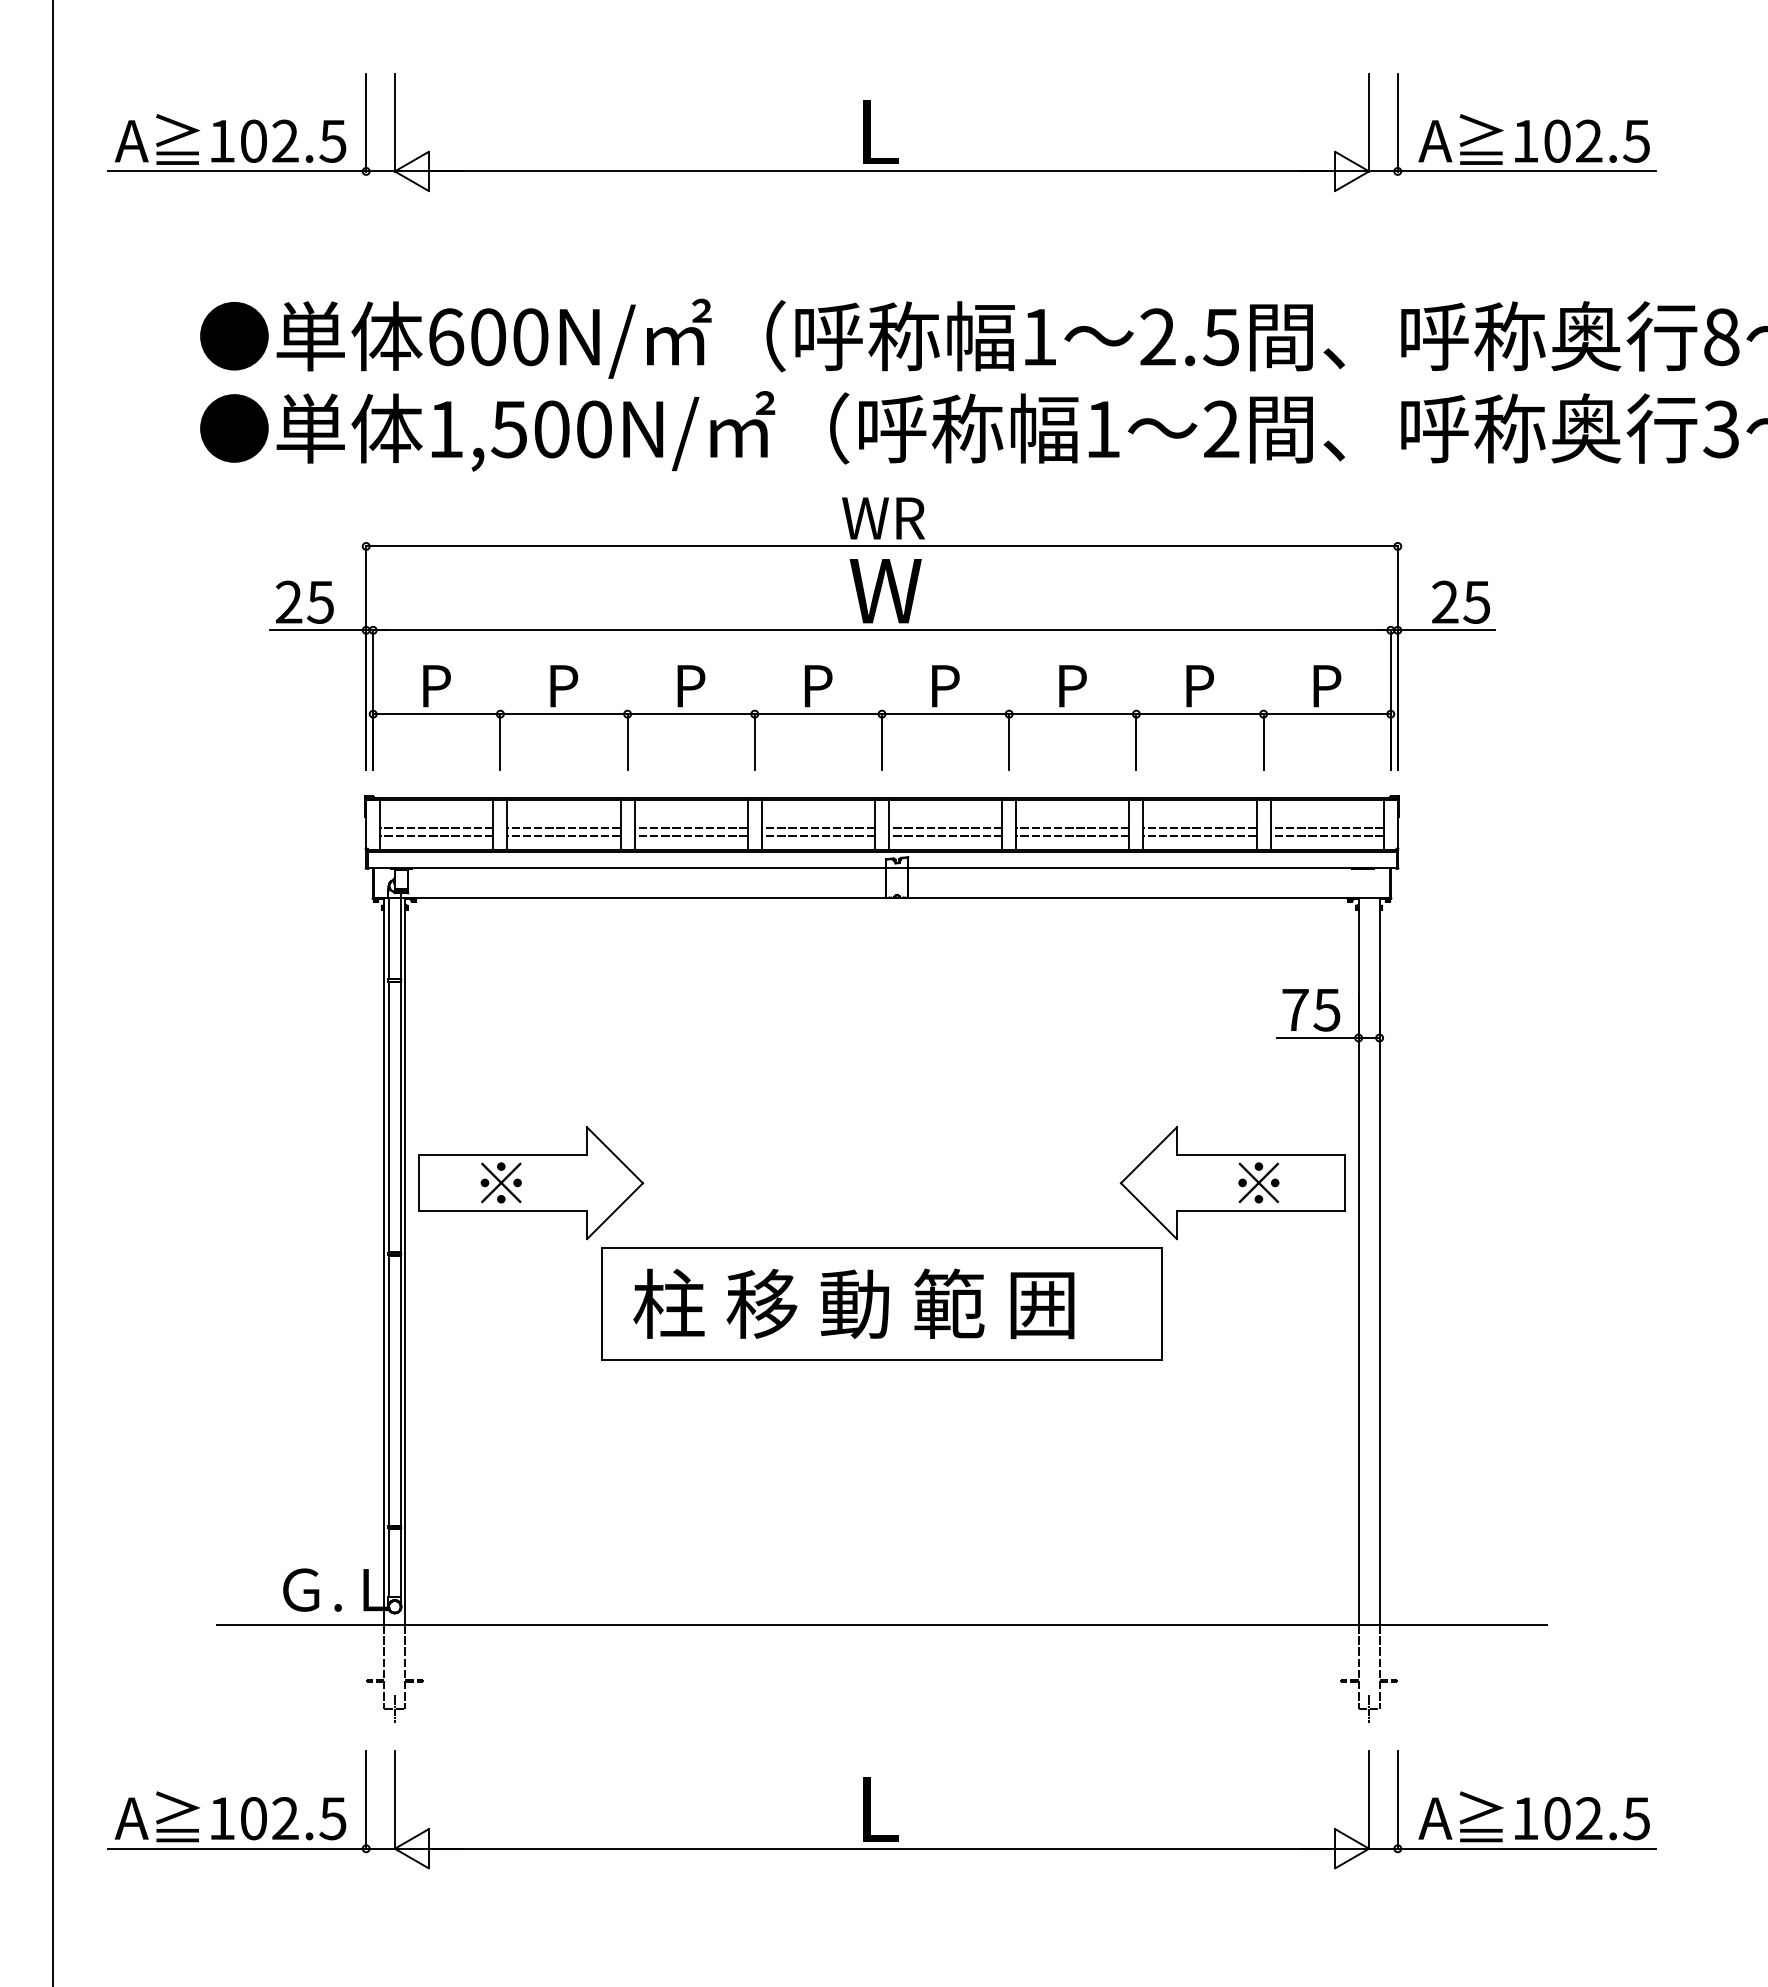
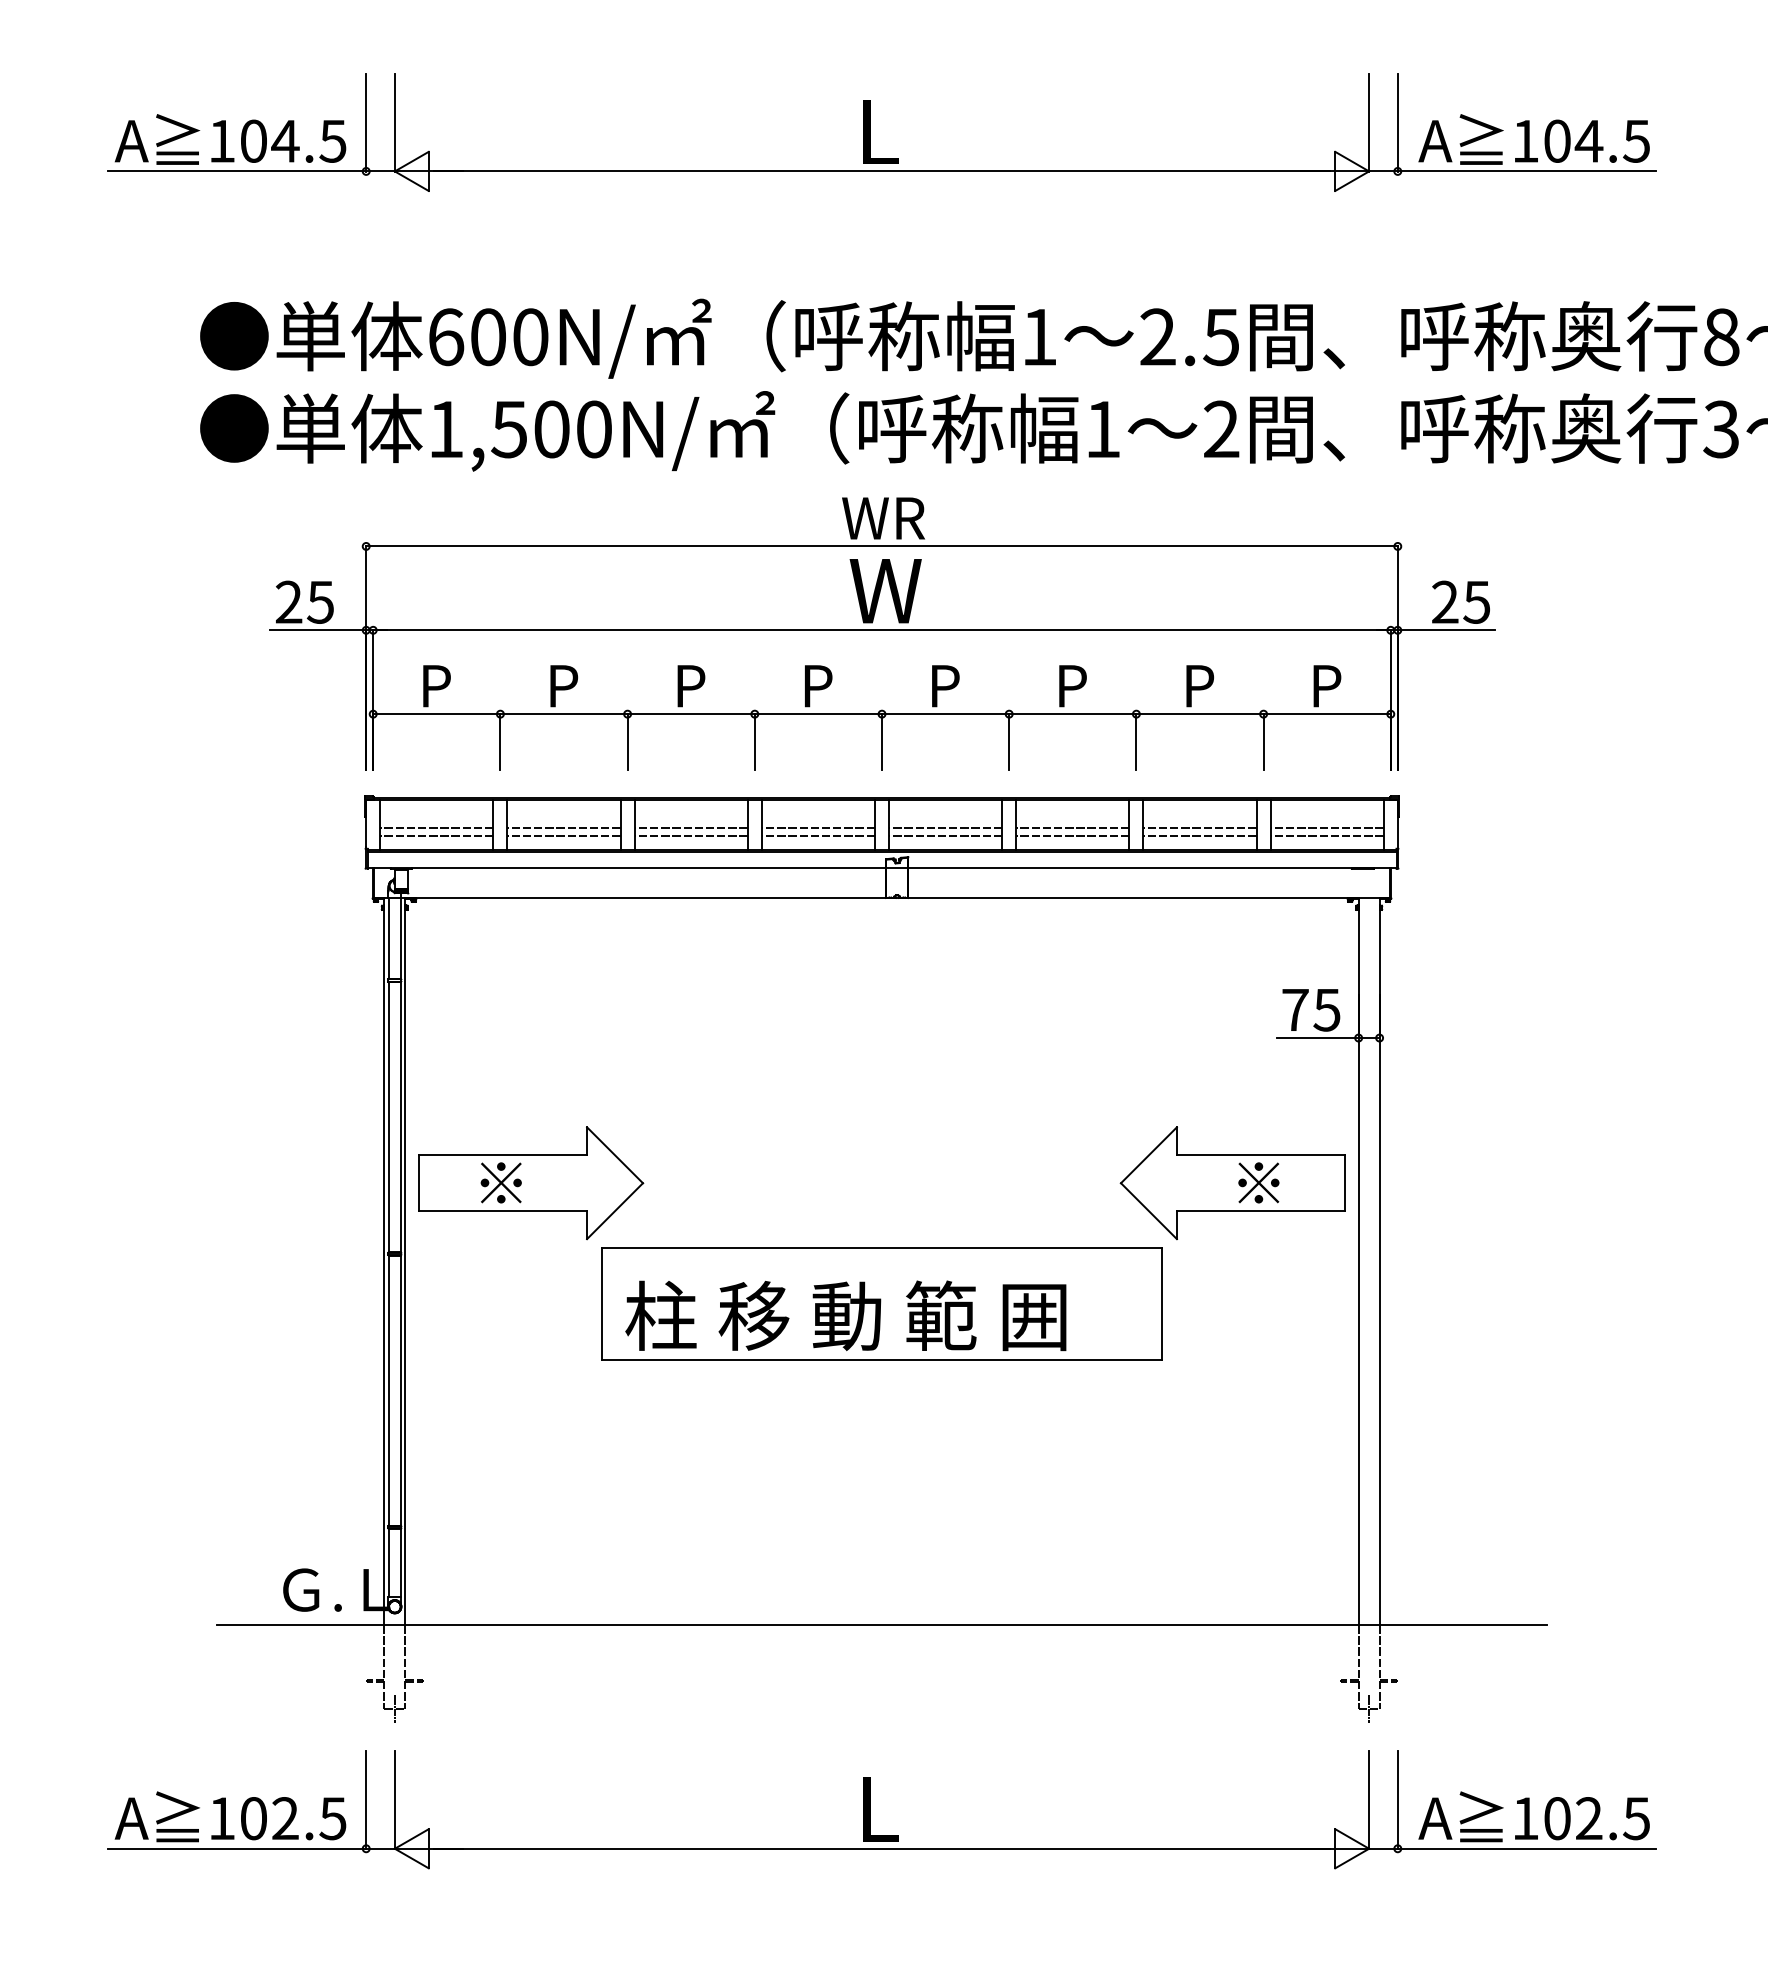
text: 102.5 -> 104.5 (285, 140)
text: 102.5 -> 104.5 (1588, 140)
line: present -> none (52, 992)
text position: (853, 1303) -> (845, 1315) (845, 1315)
